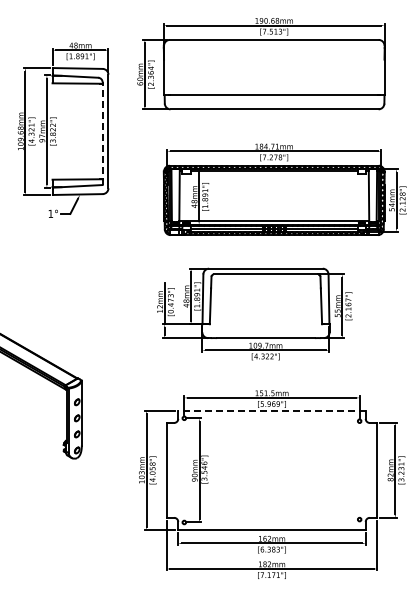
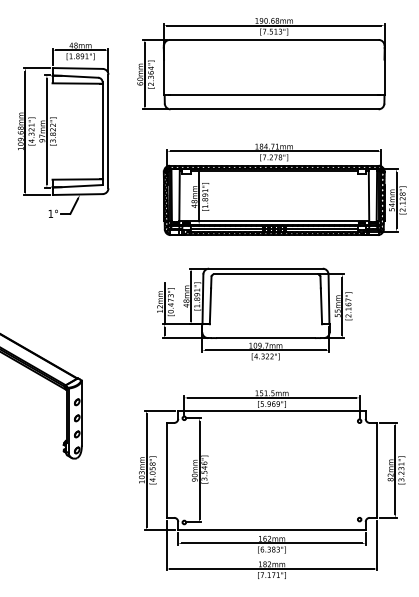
line: dashed -> solid (102, 133)
line: dashed -> solid (271, 410)
